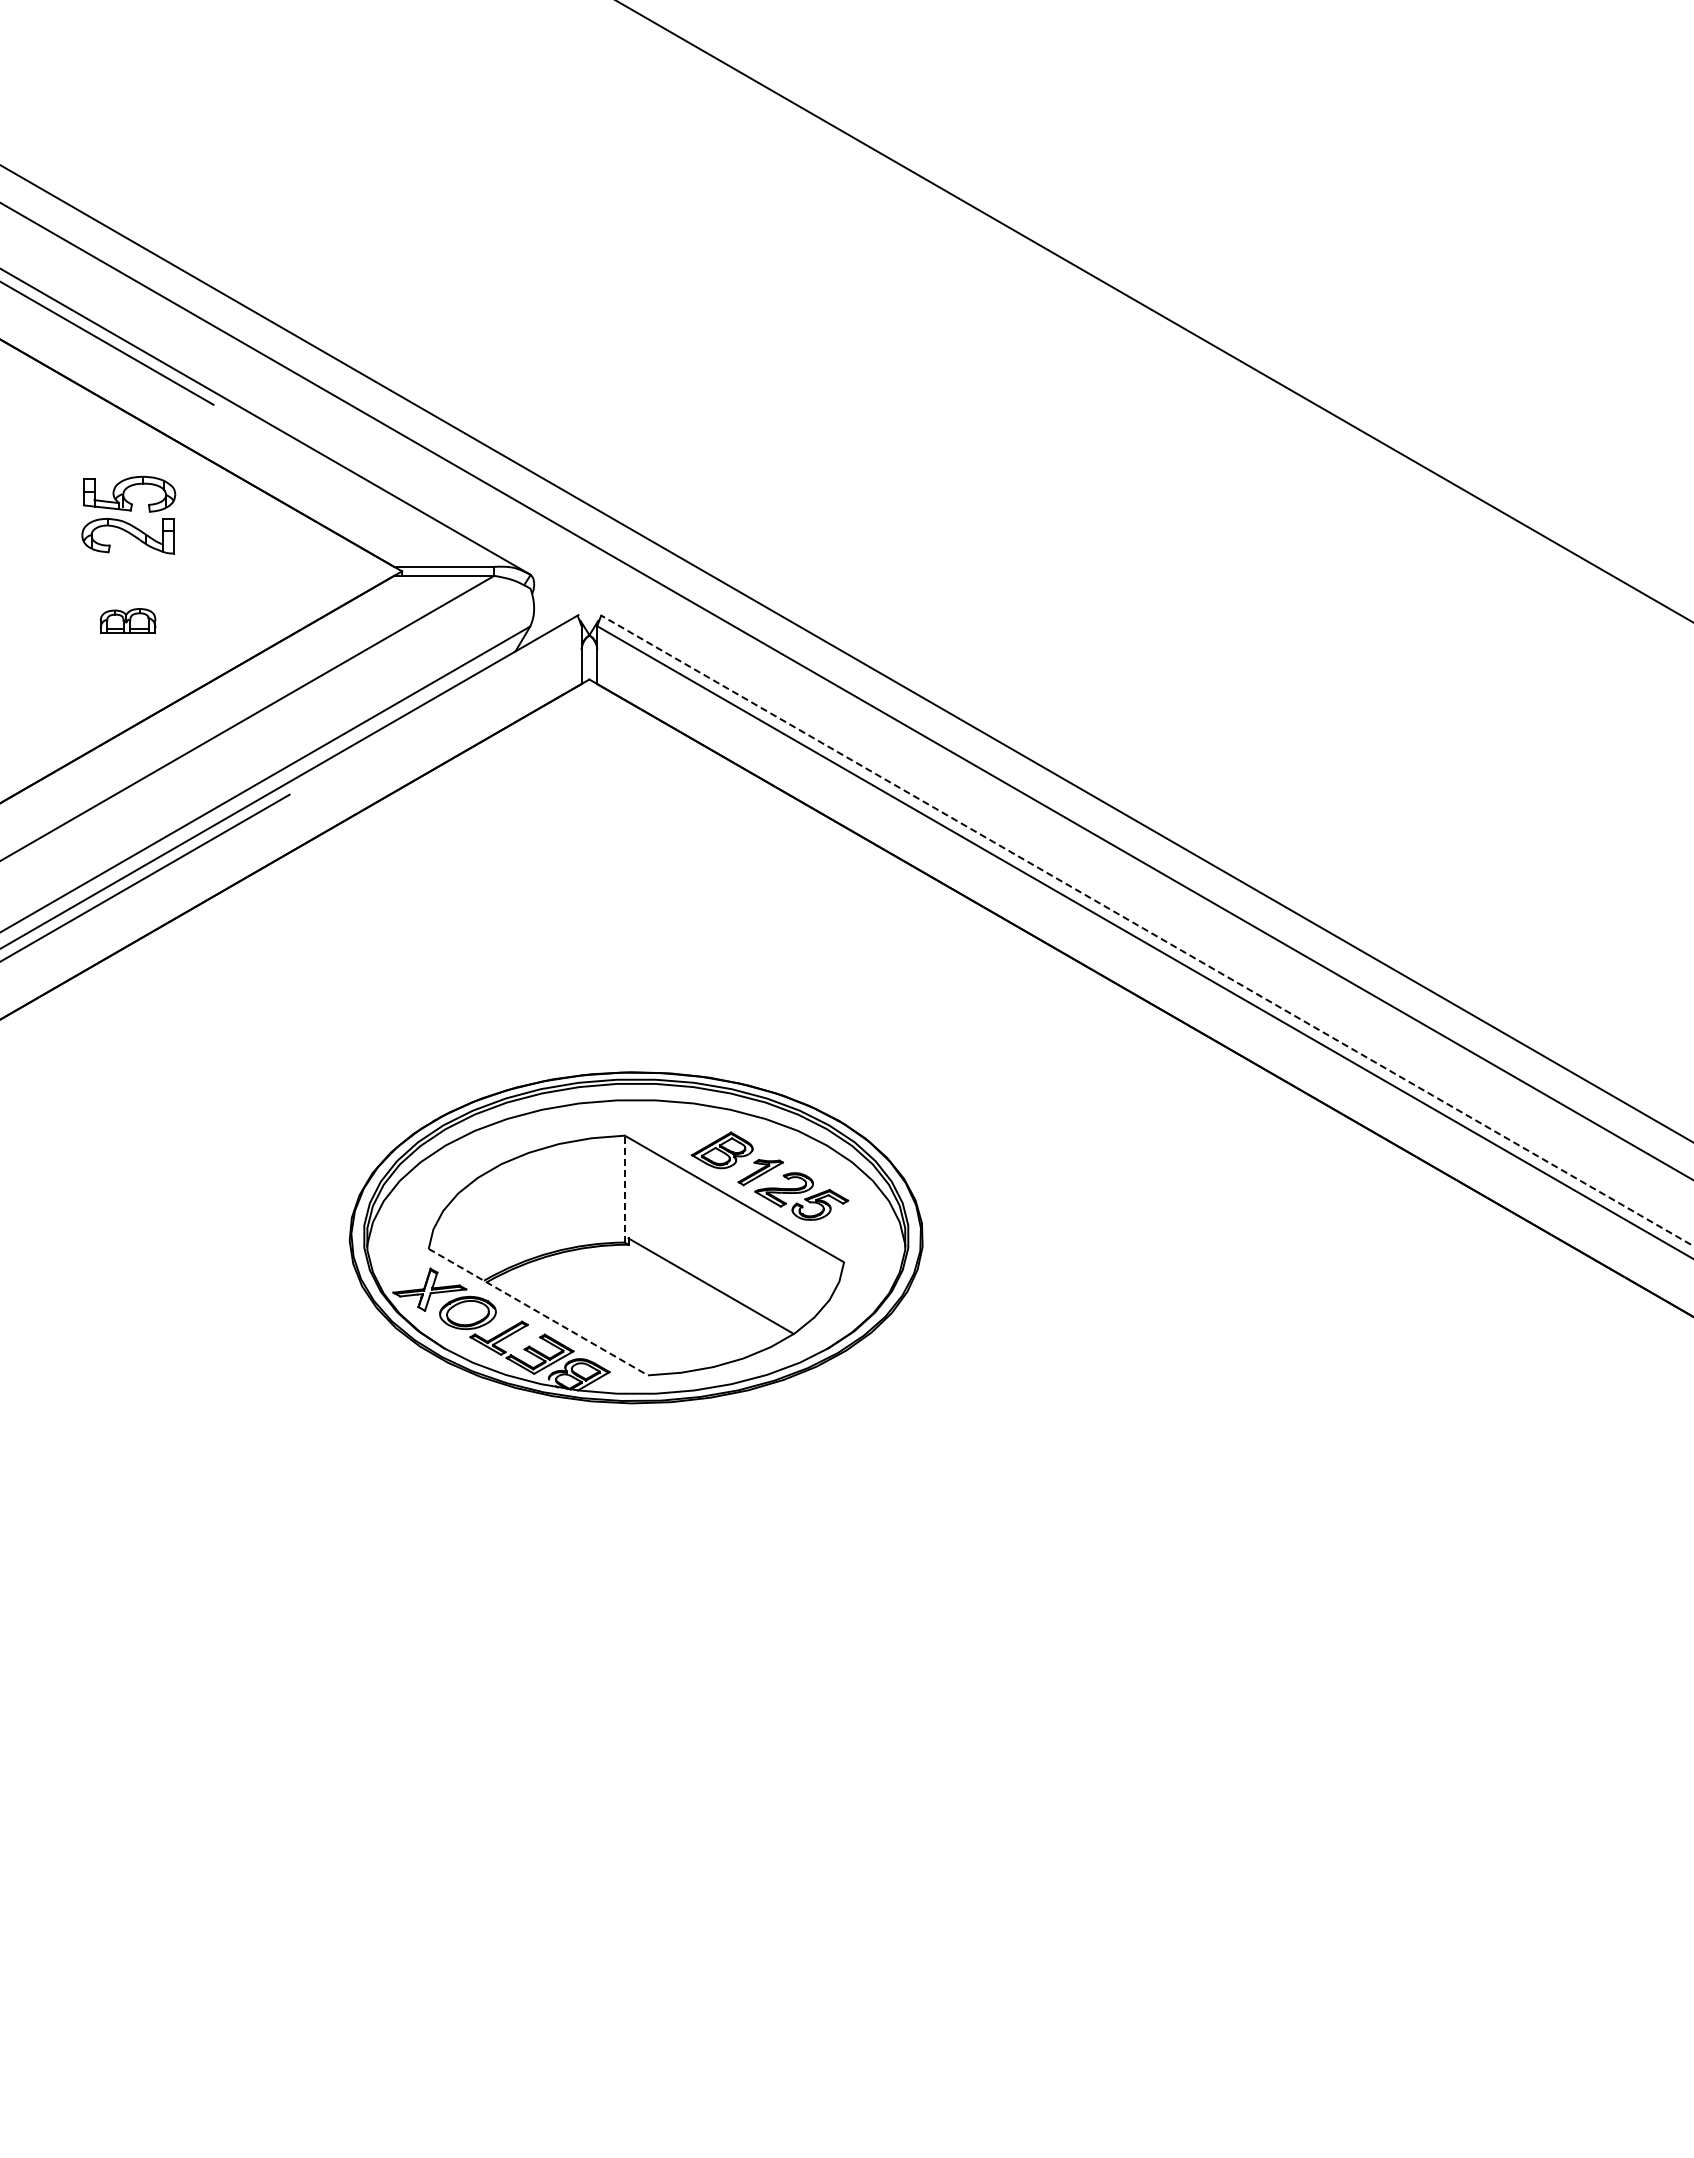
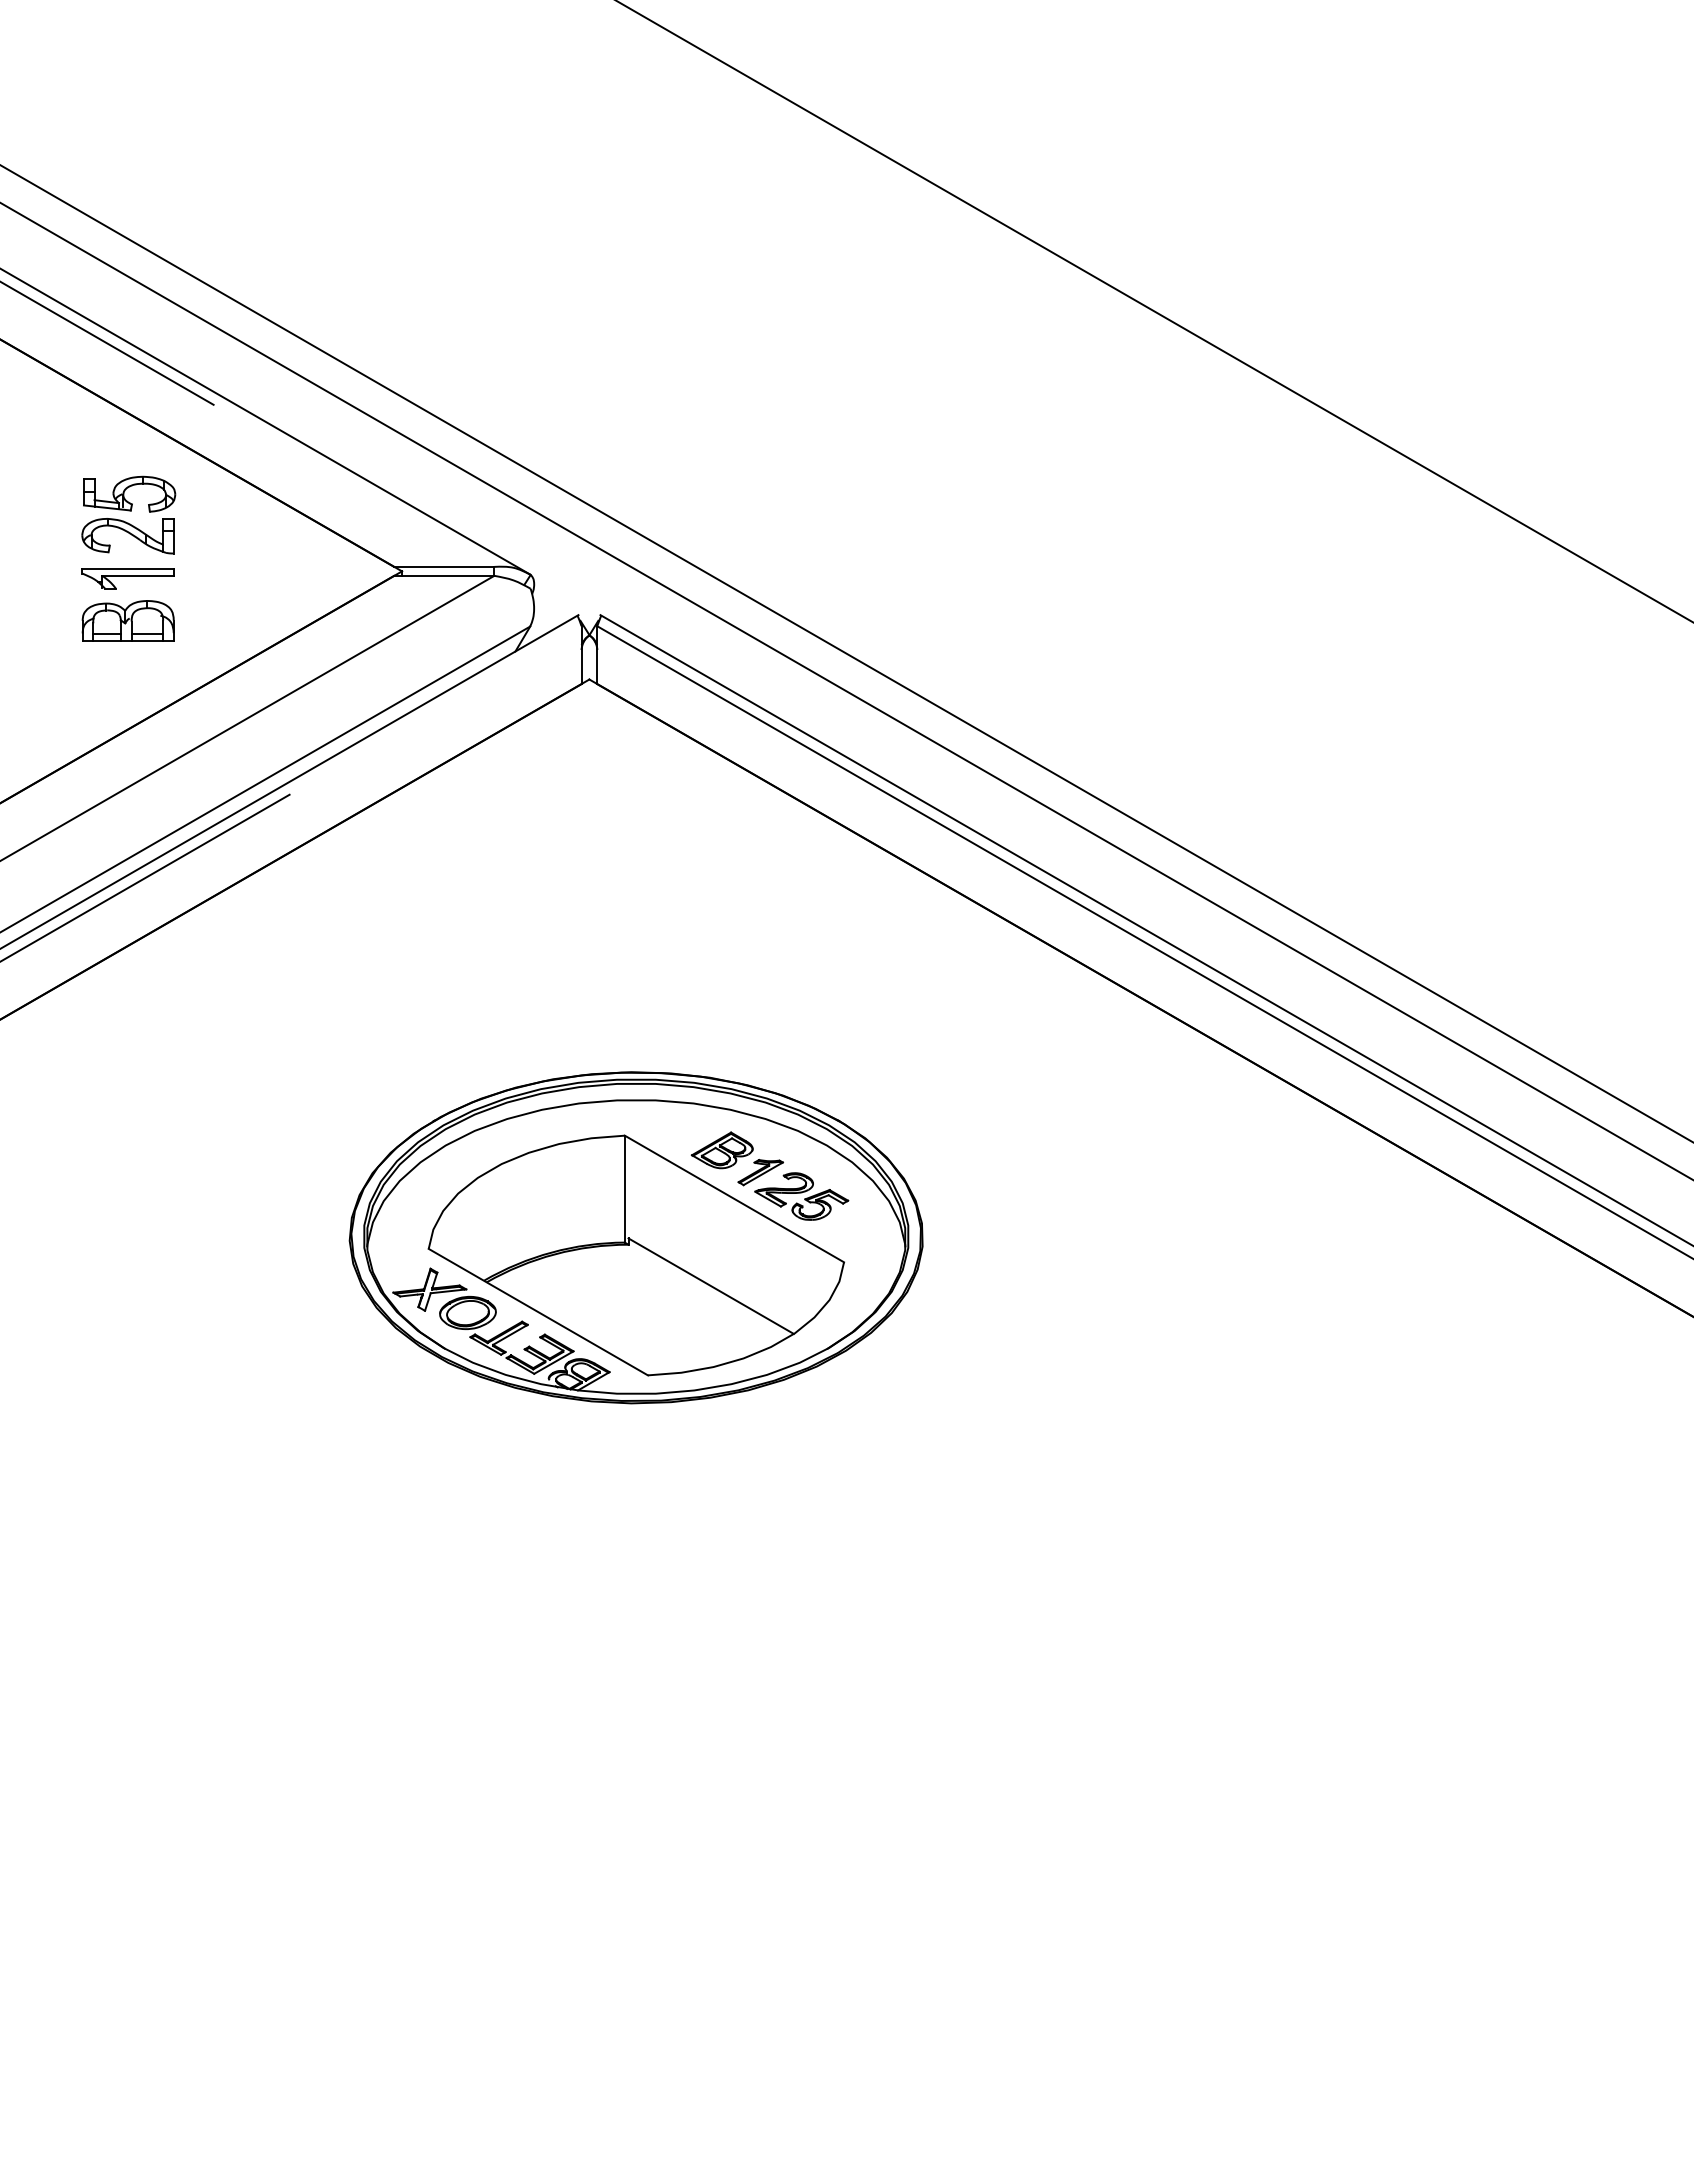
part: none -> present (127, 578)
part size: 57x26 px -> 94x42 px (127, 620)
line: dashed -> solid (1147, 930)
line: dashed -> solid (624, 1188)
line: dashed -> solid (538, 1312)
